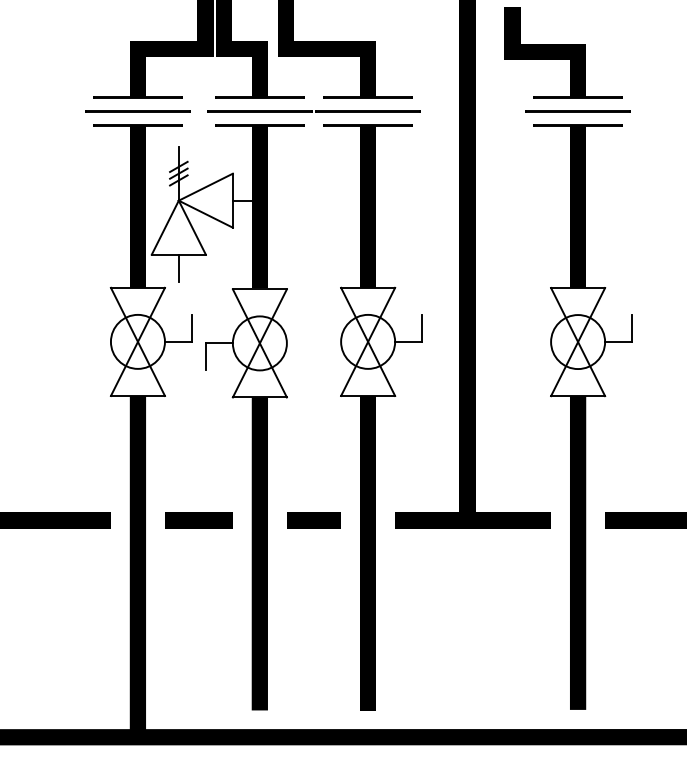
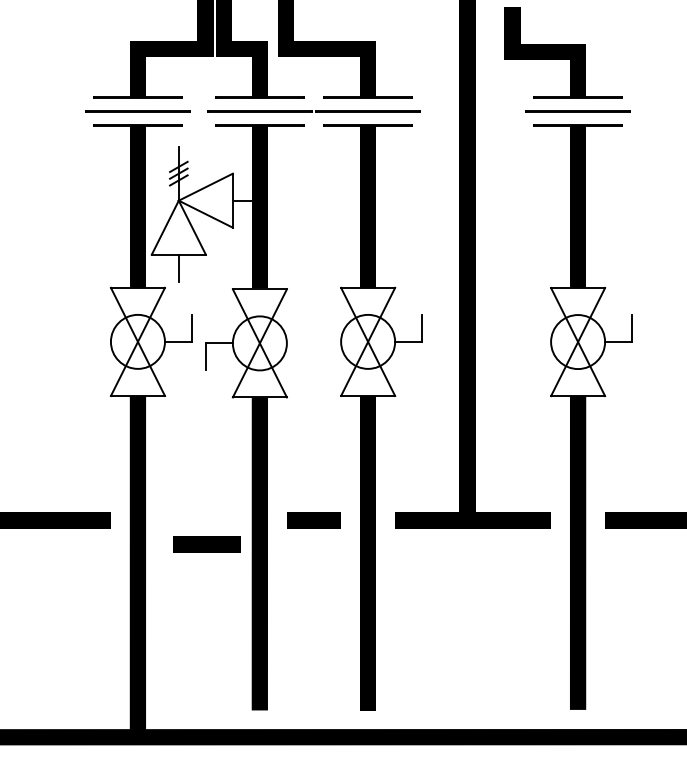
line position: (198, 520) -> (206, 544) (206, 544)
